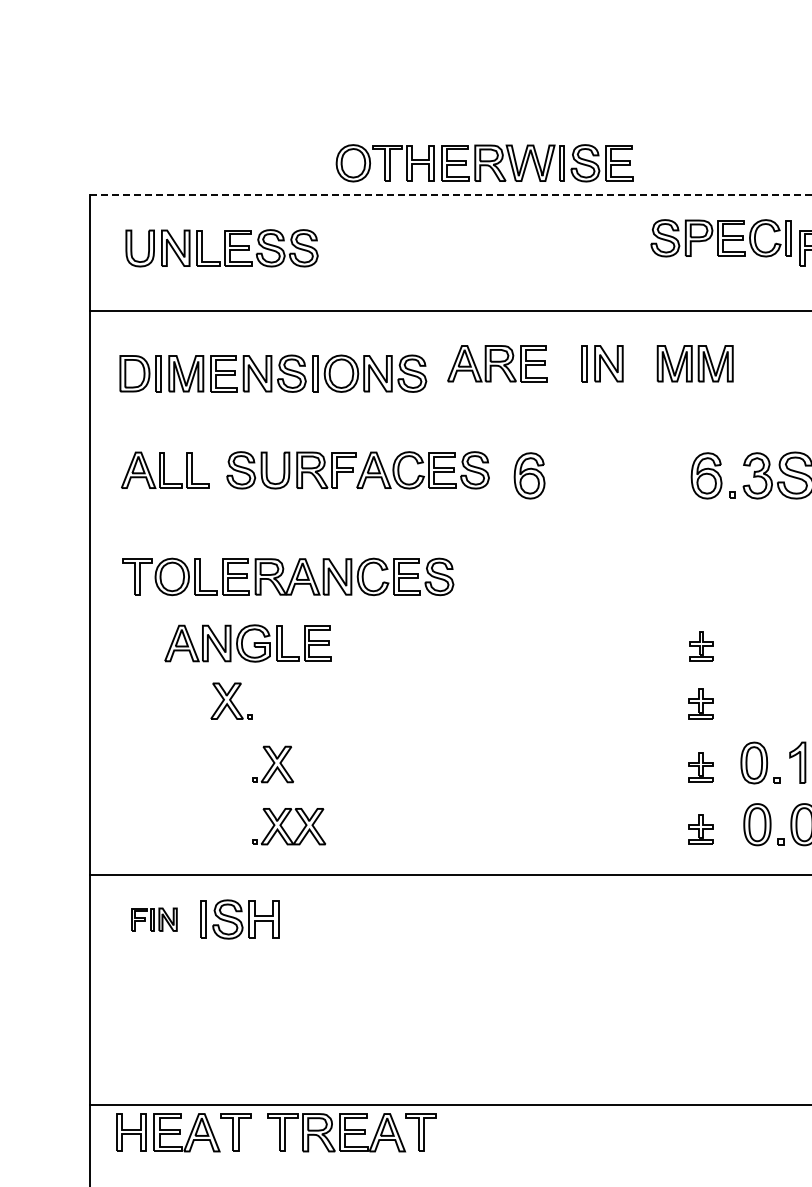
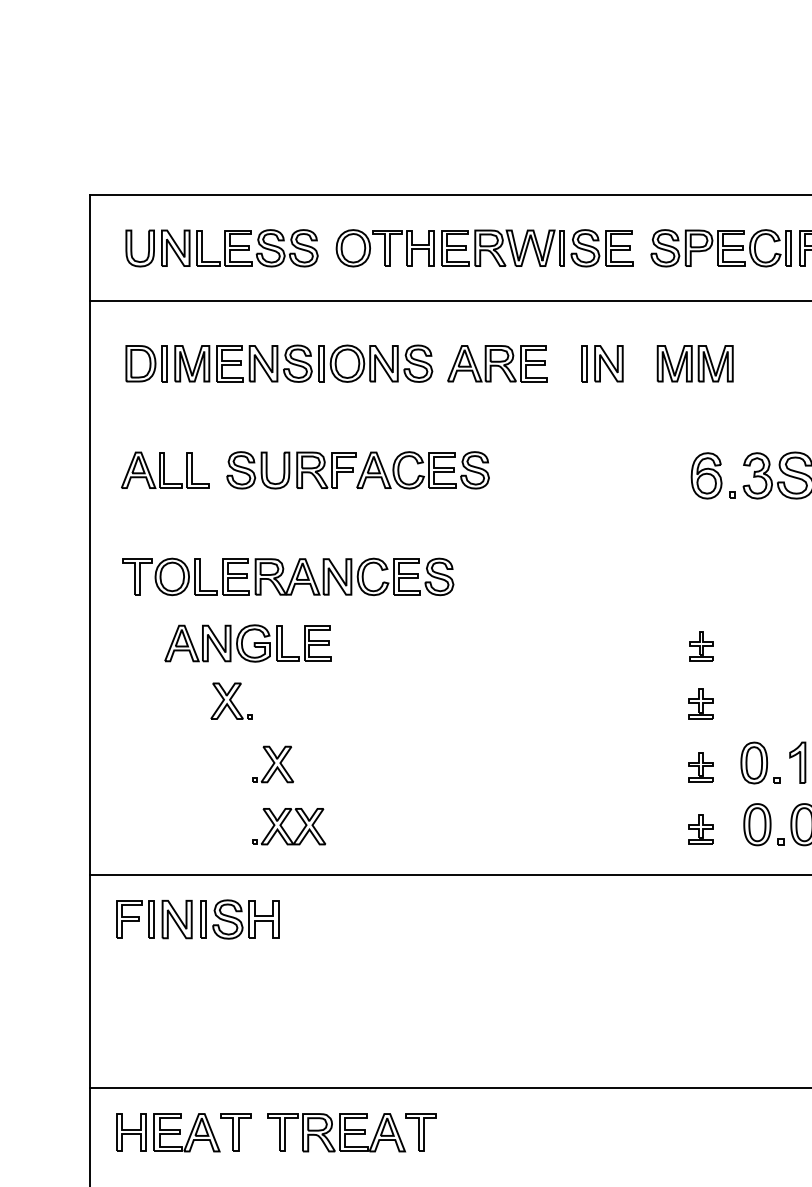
part position: (484, 163) -> (484, 248) (484, 248)
line: dashed -> solid (451, 194)
part position: (720, 238) -> (720, 248) (720, 248)
line position: (449, 311) -> (449, 301) (449, 301)
part position: (273, 373) -> (279, 363) (279, 363)
part: present -> none (529, 475)
part size: 47x25 px -> 77x40 px (154, 919)
line position: (449, 1105) -> (449, 1088) (449, 1088)
